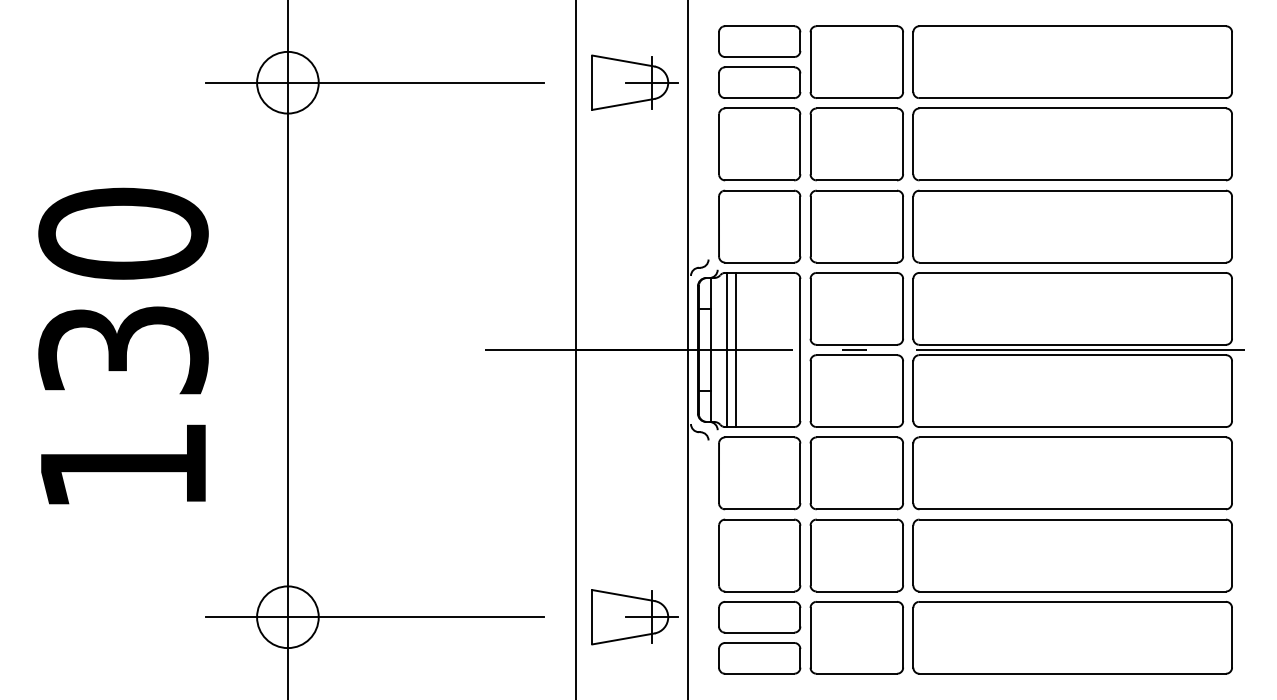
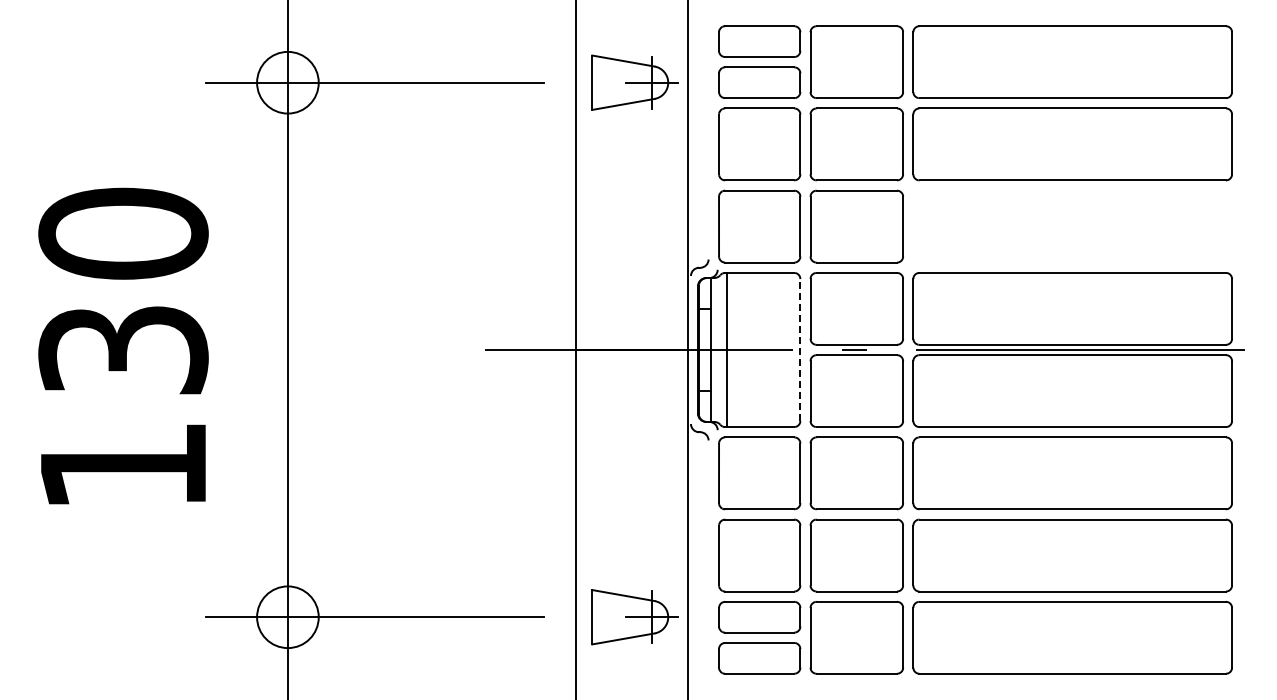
part: present -> none (1072, 226)
line: present -> none (735, 349)
line: solid -> dashed (800, 350)
